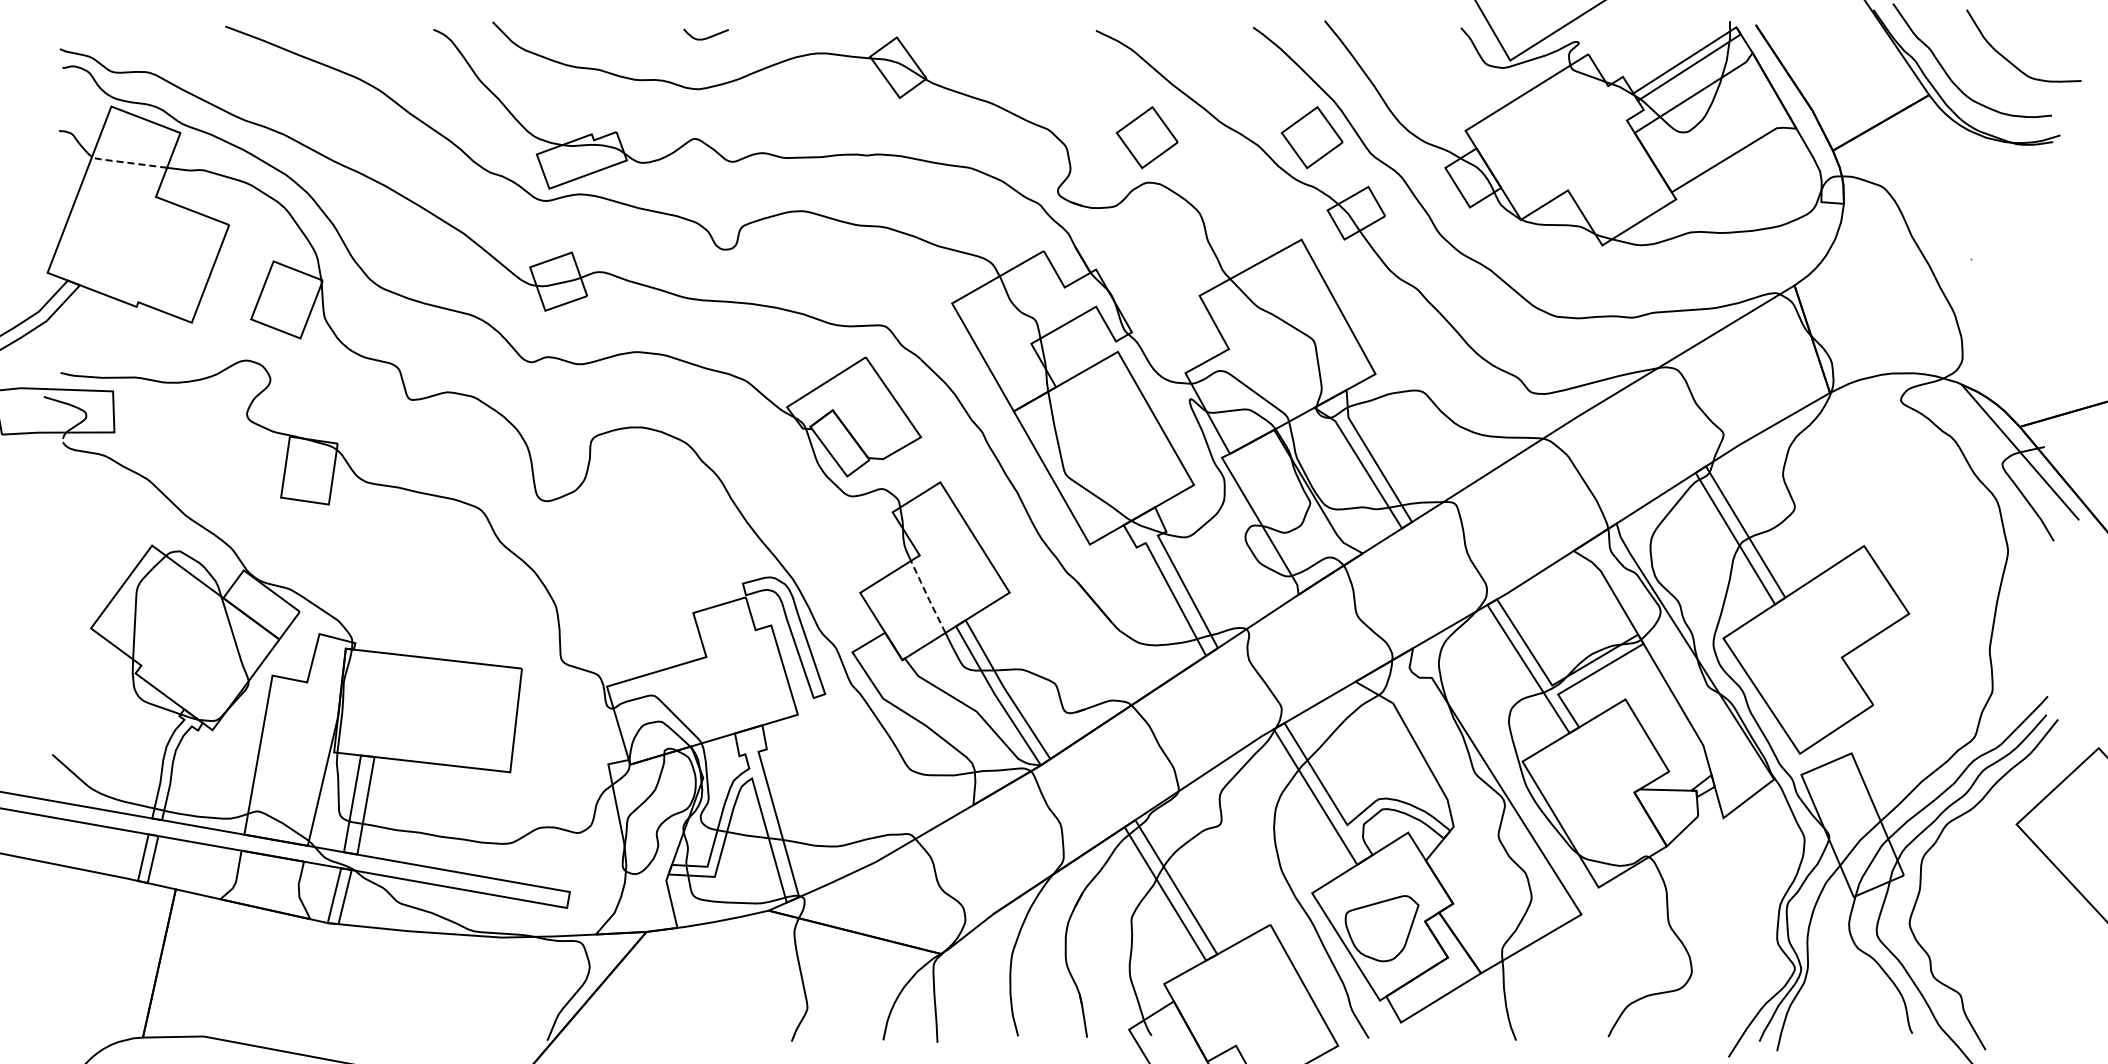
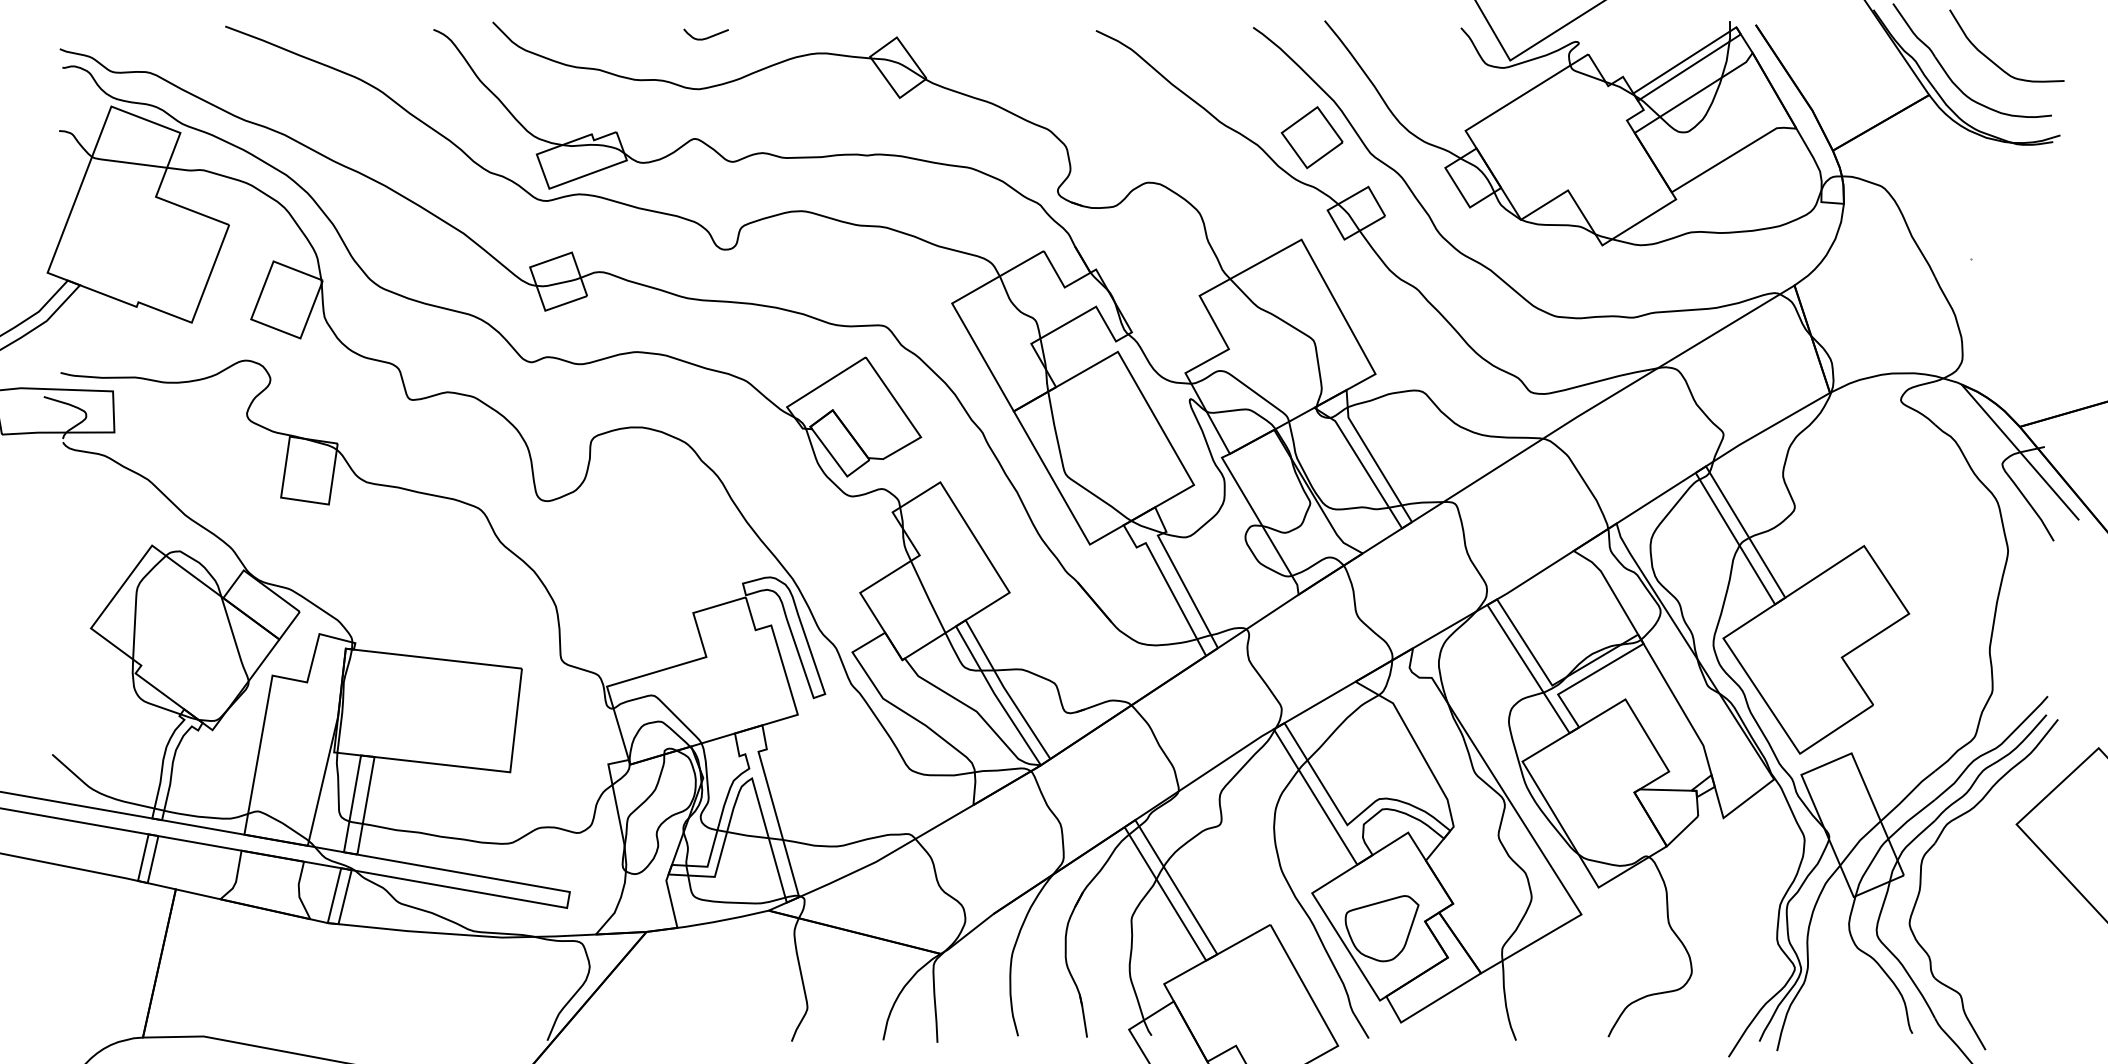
curve position: (2008, 59) -> (1991, 59) (1991, 59)
part: present -> none (1146, 137)
line: dashed -> solid (127, 162)
line: dashed -> solid (928, 597)
